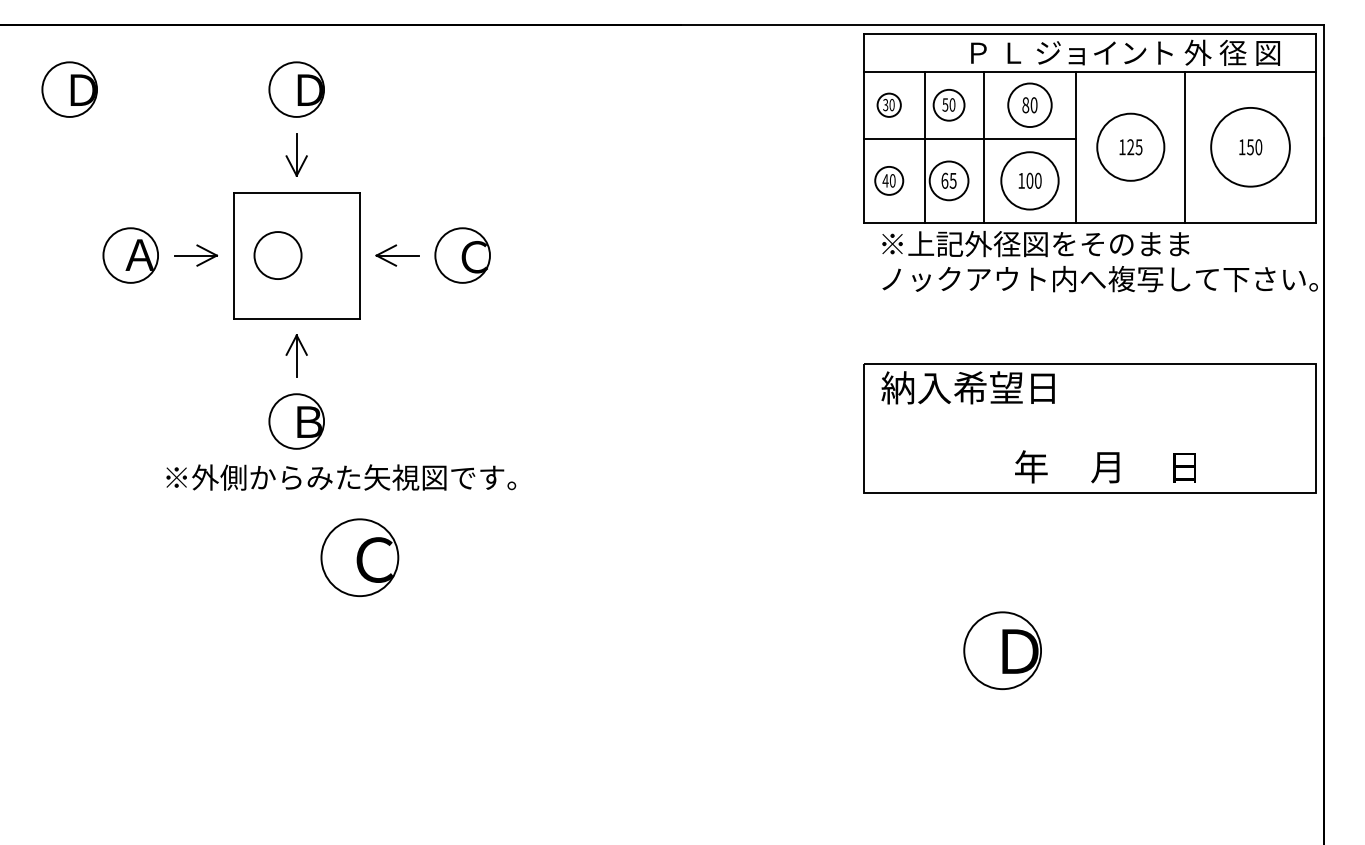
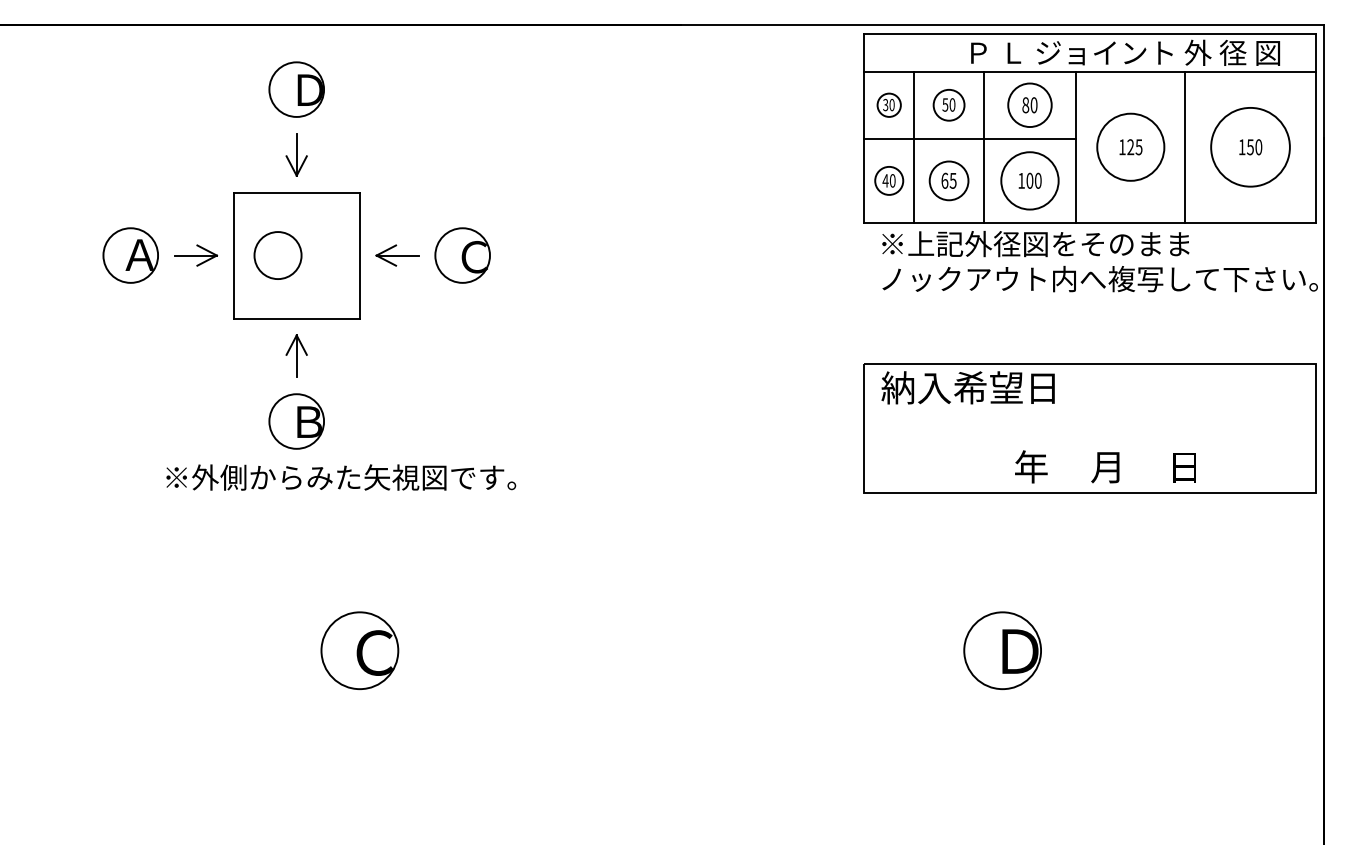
part: present -> none (69, 89)
line position: (925, 146) -> (914, 146) (914, 146)
part position: (359, 557) -> (359, 650) (359, 650)
